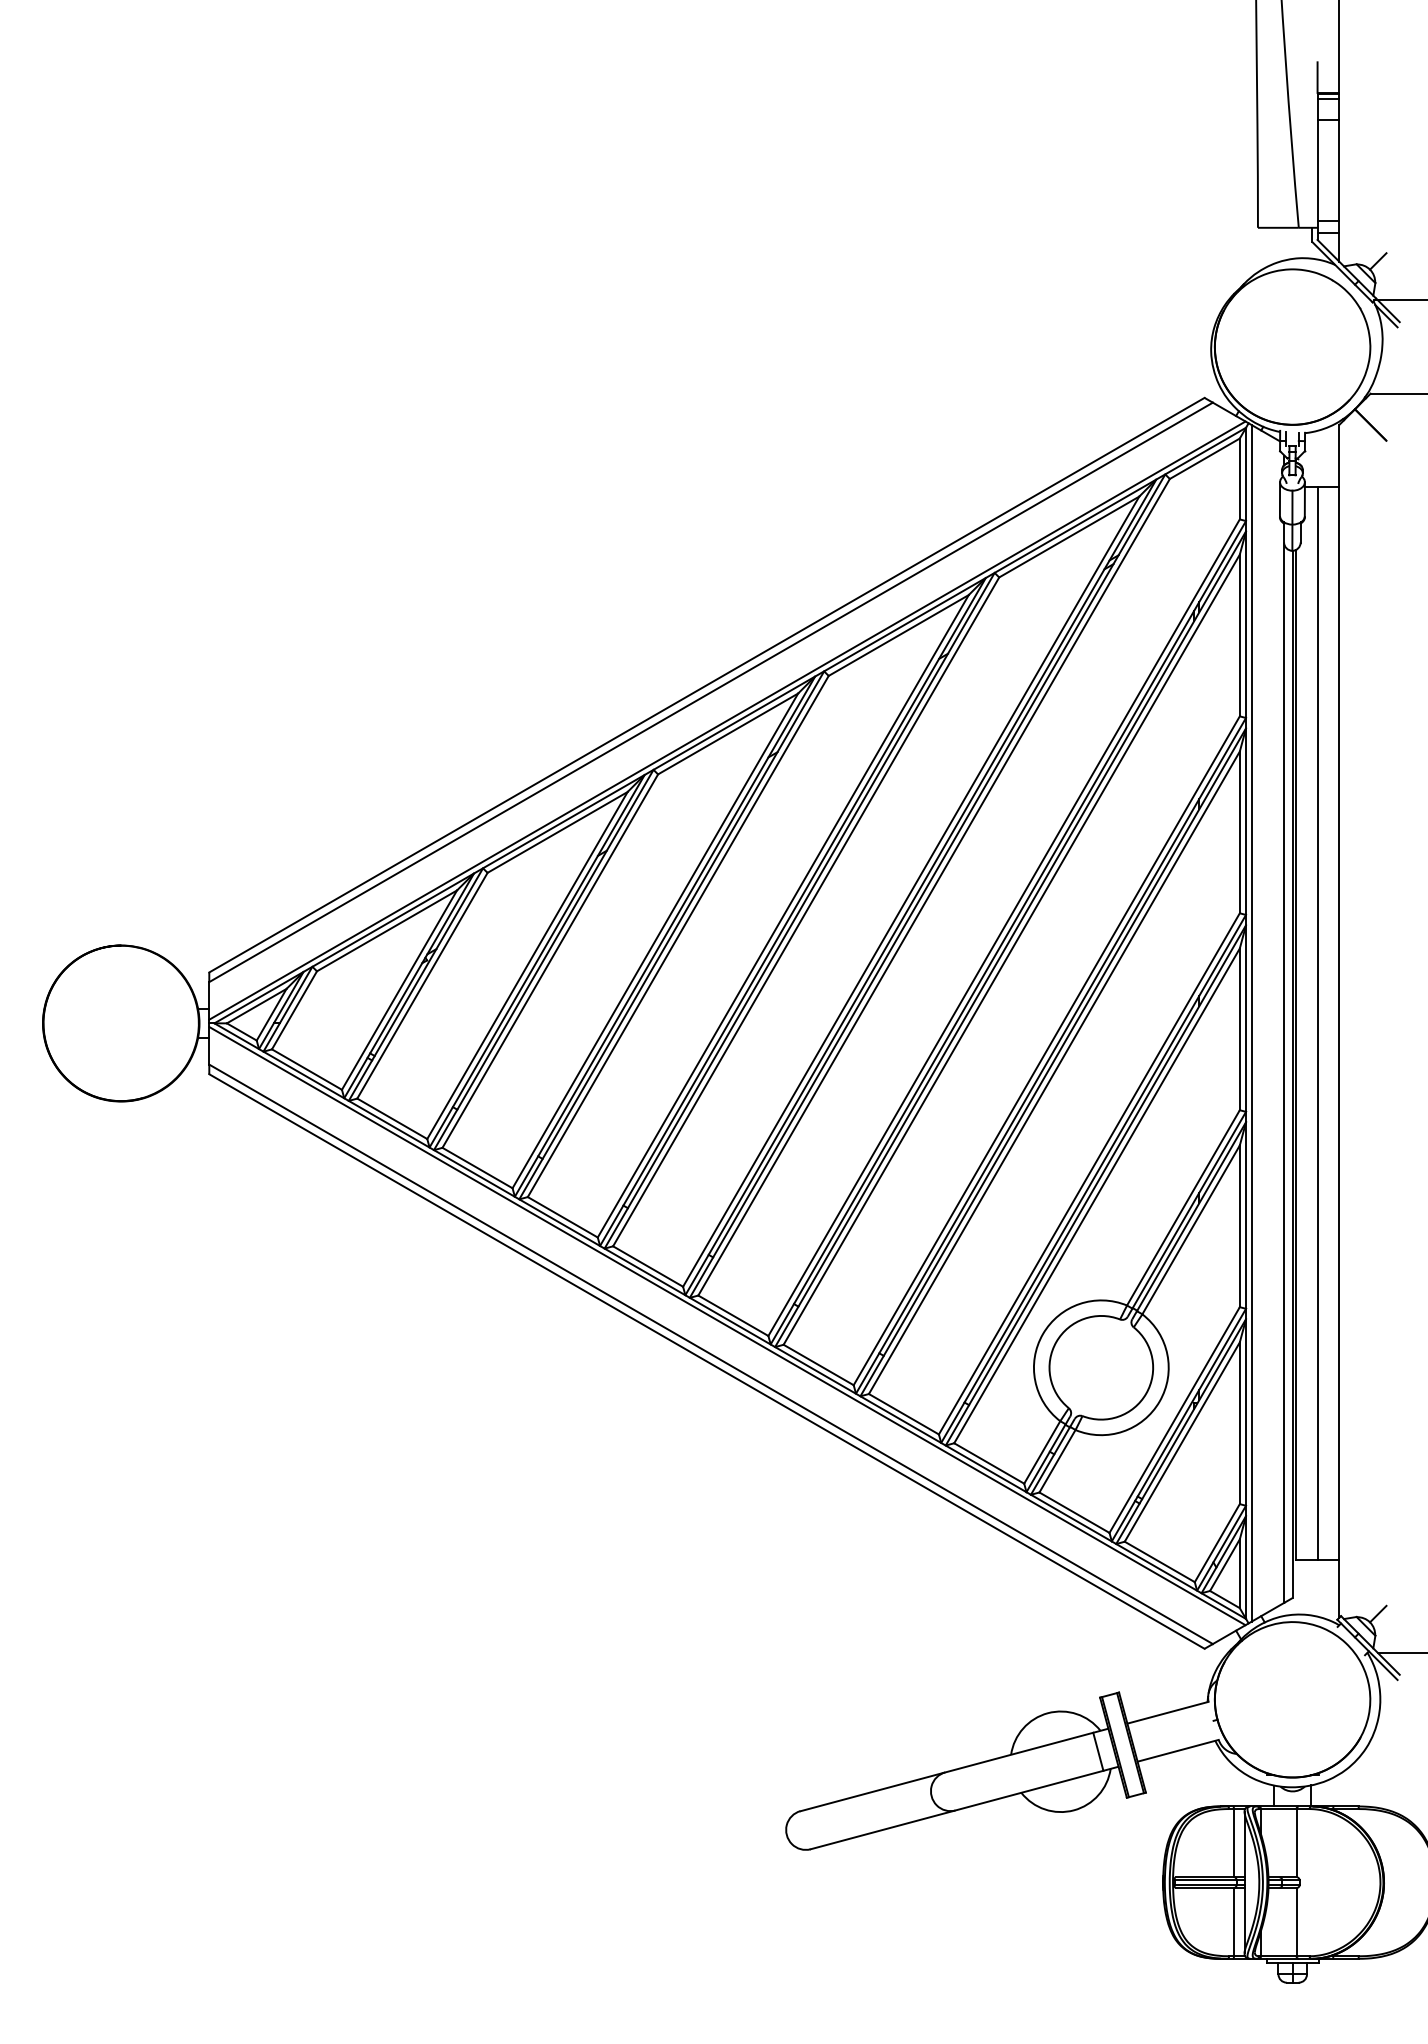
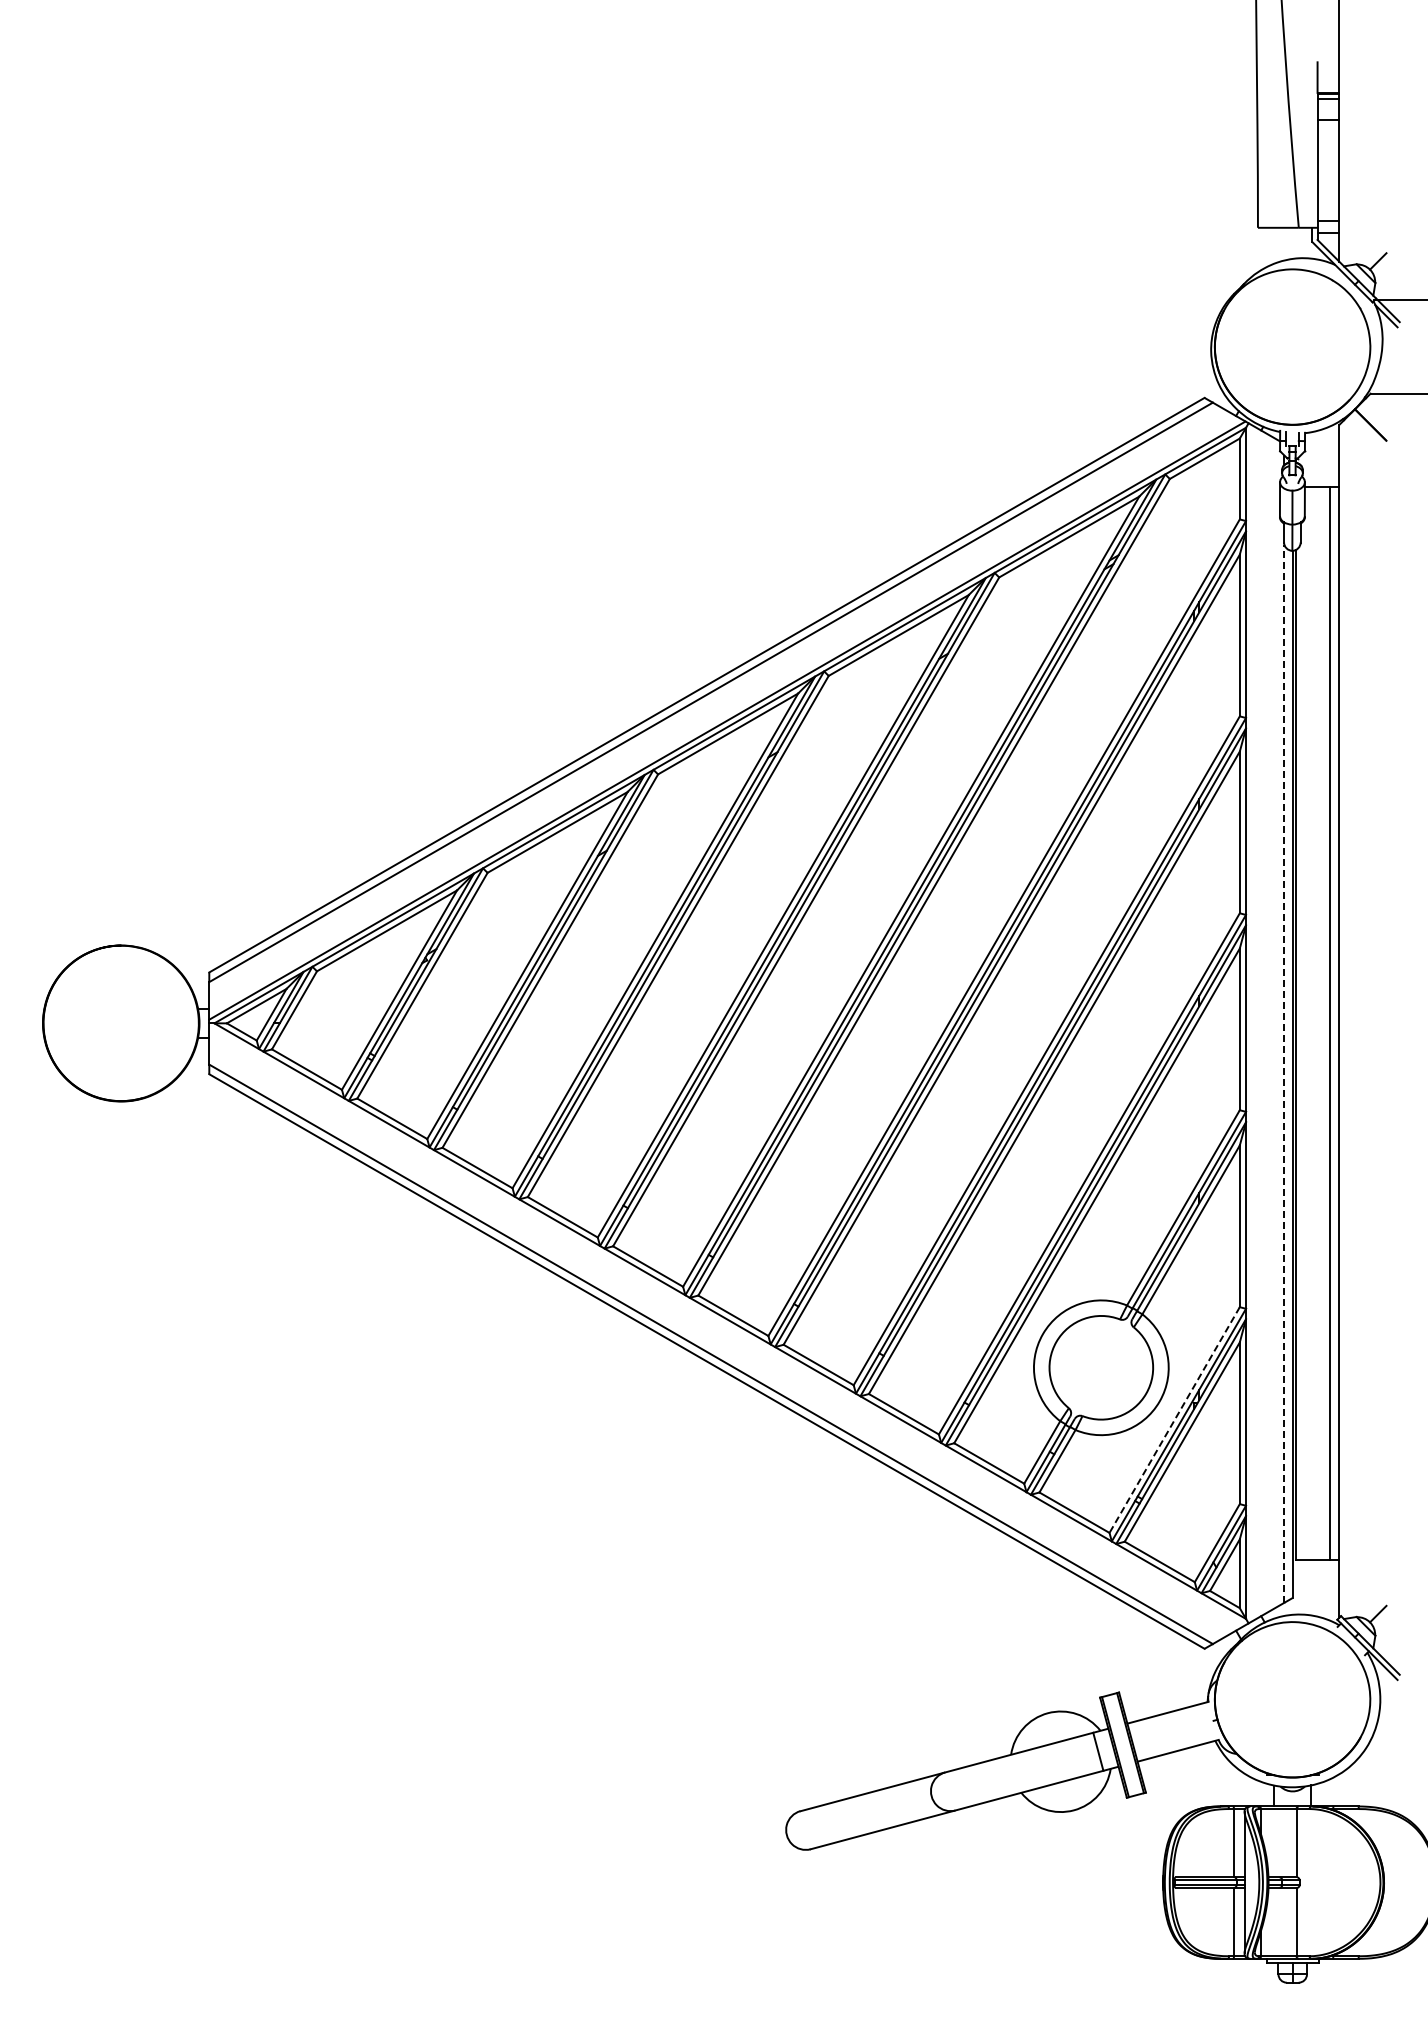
line position: (1317, 1022) -> (1329, 1022) (1329, 1022)
line: present -> none (1251, 1023)
line: solid -> dashed (1284, 1073)
line: present -> none (727, 1325)
line: solid -> dashed (1174, 1420)
line: present -> none (1400, 1653)
